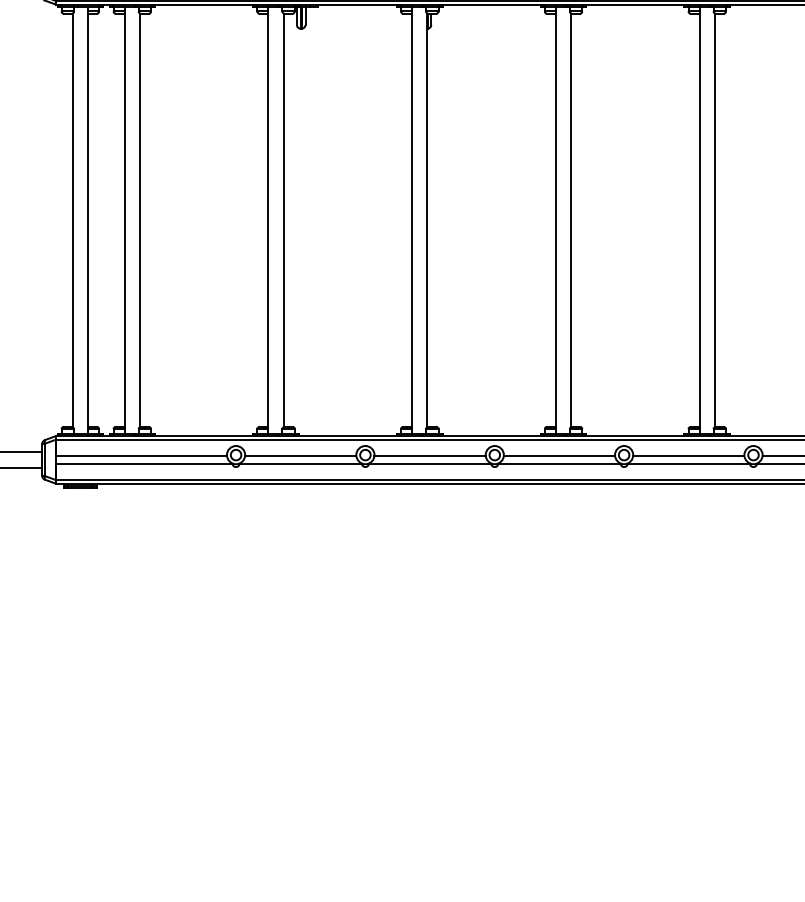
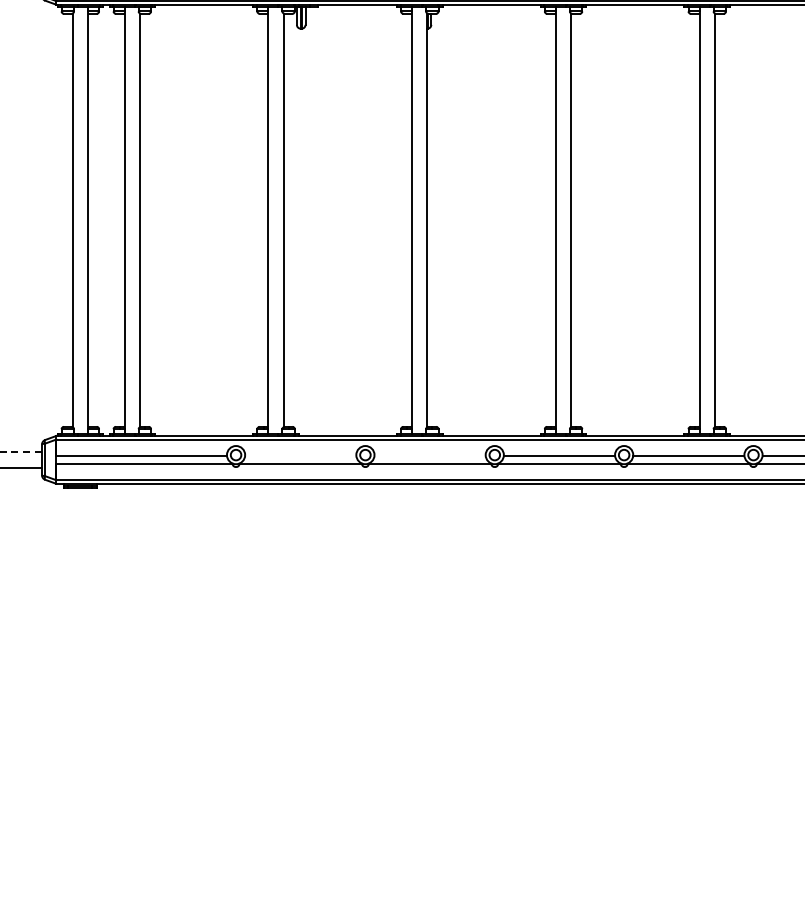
line: solid -> dashed (21, 452)
line: present -> none (300, 456)
line: present -> none (429, 456)
